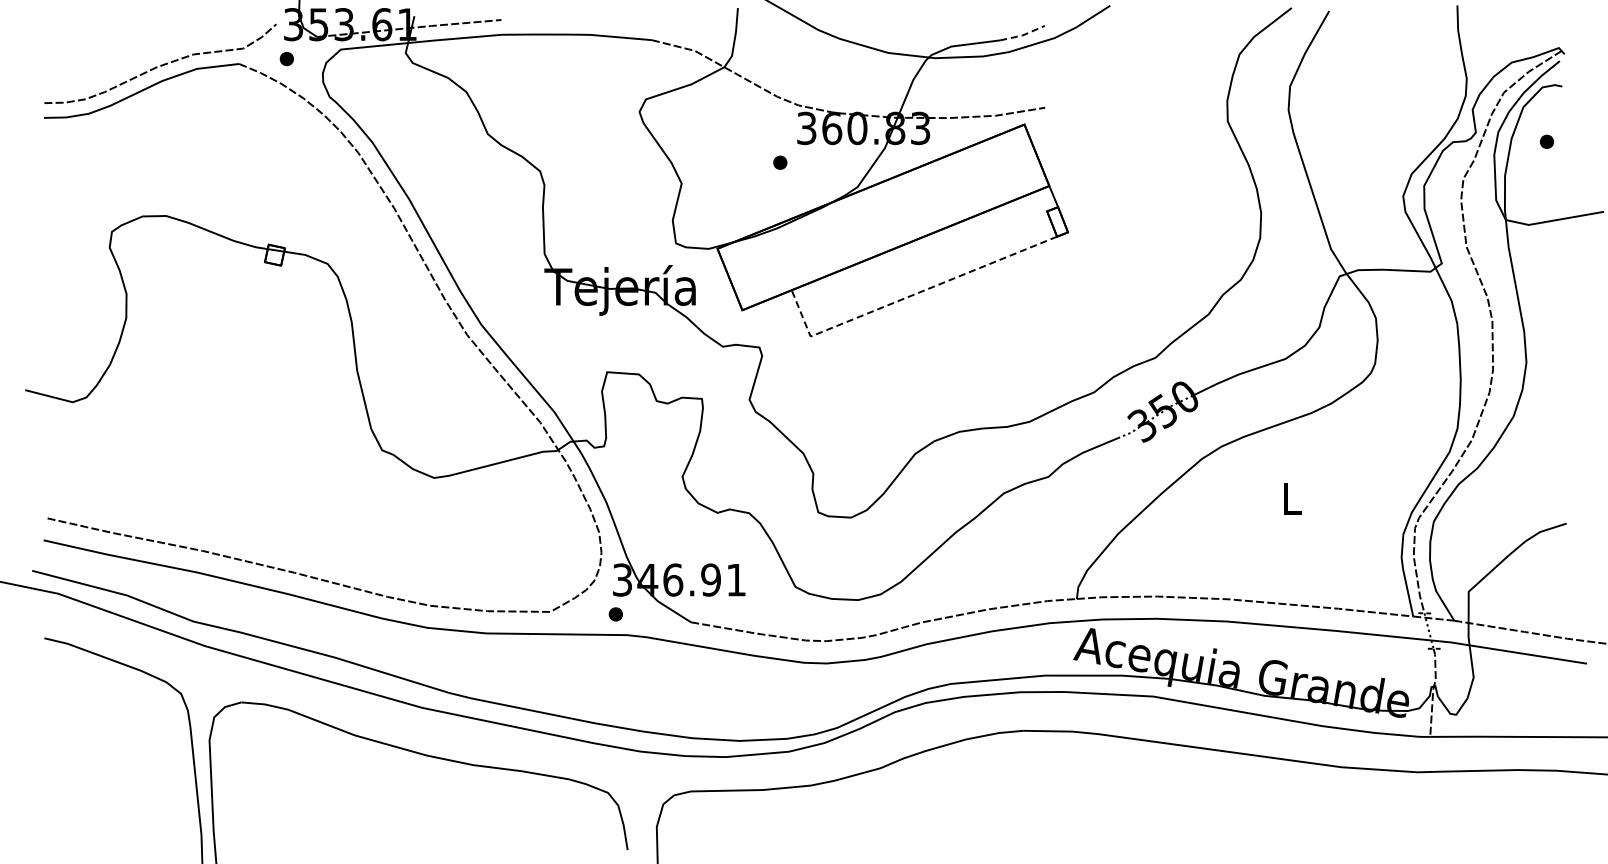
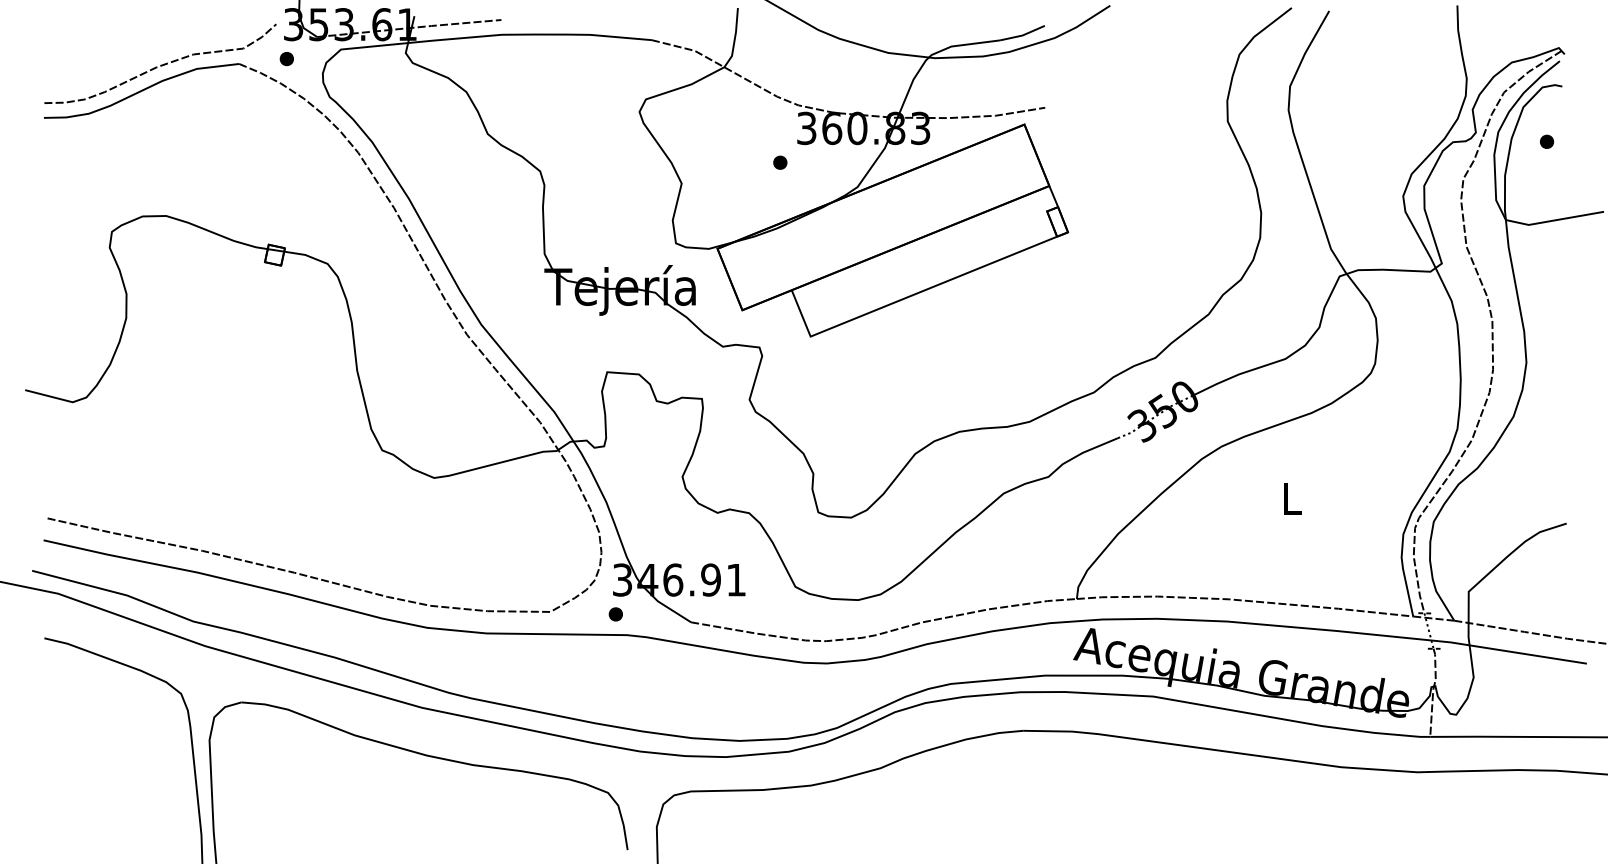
line: dashed -> solid (1022, 35)
line: dashed -> solid (909, 296)
